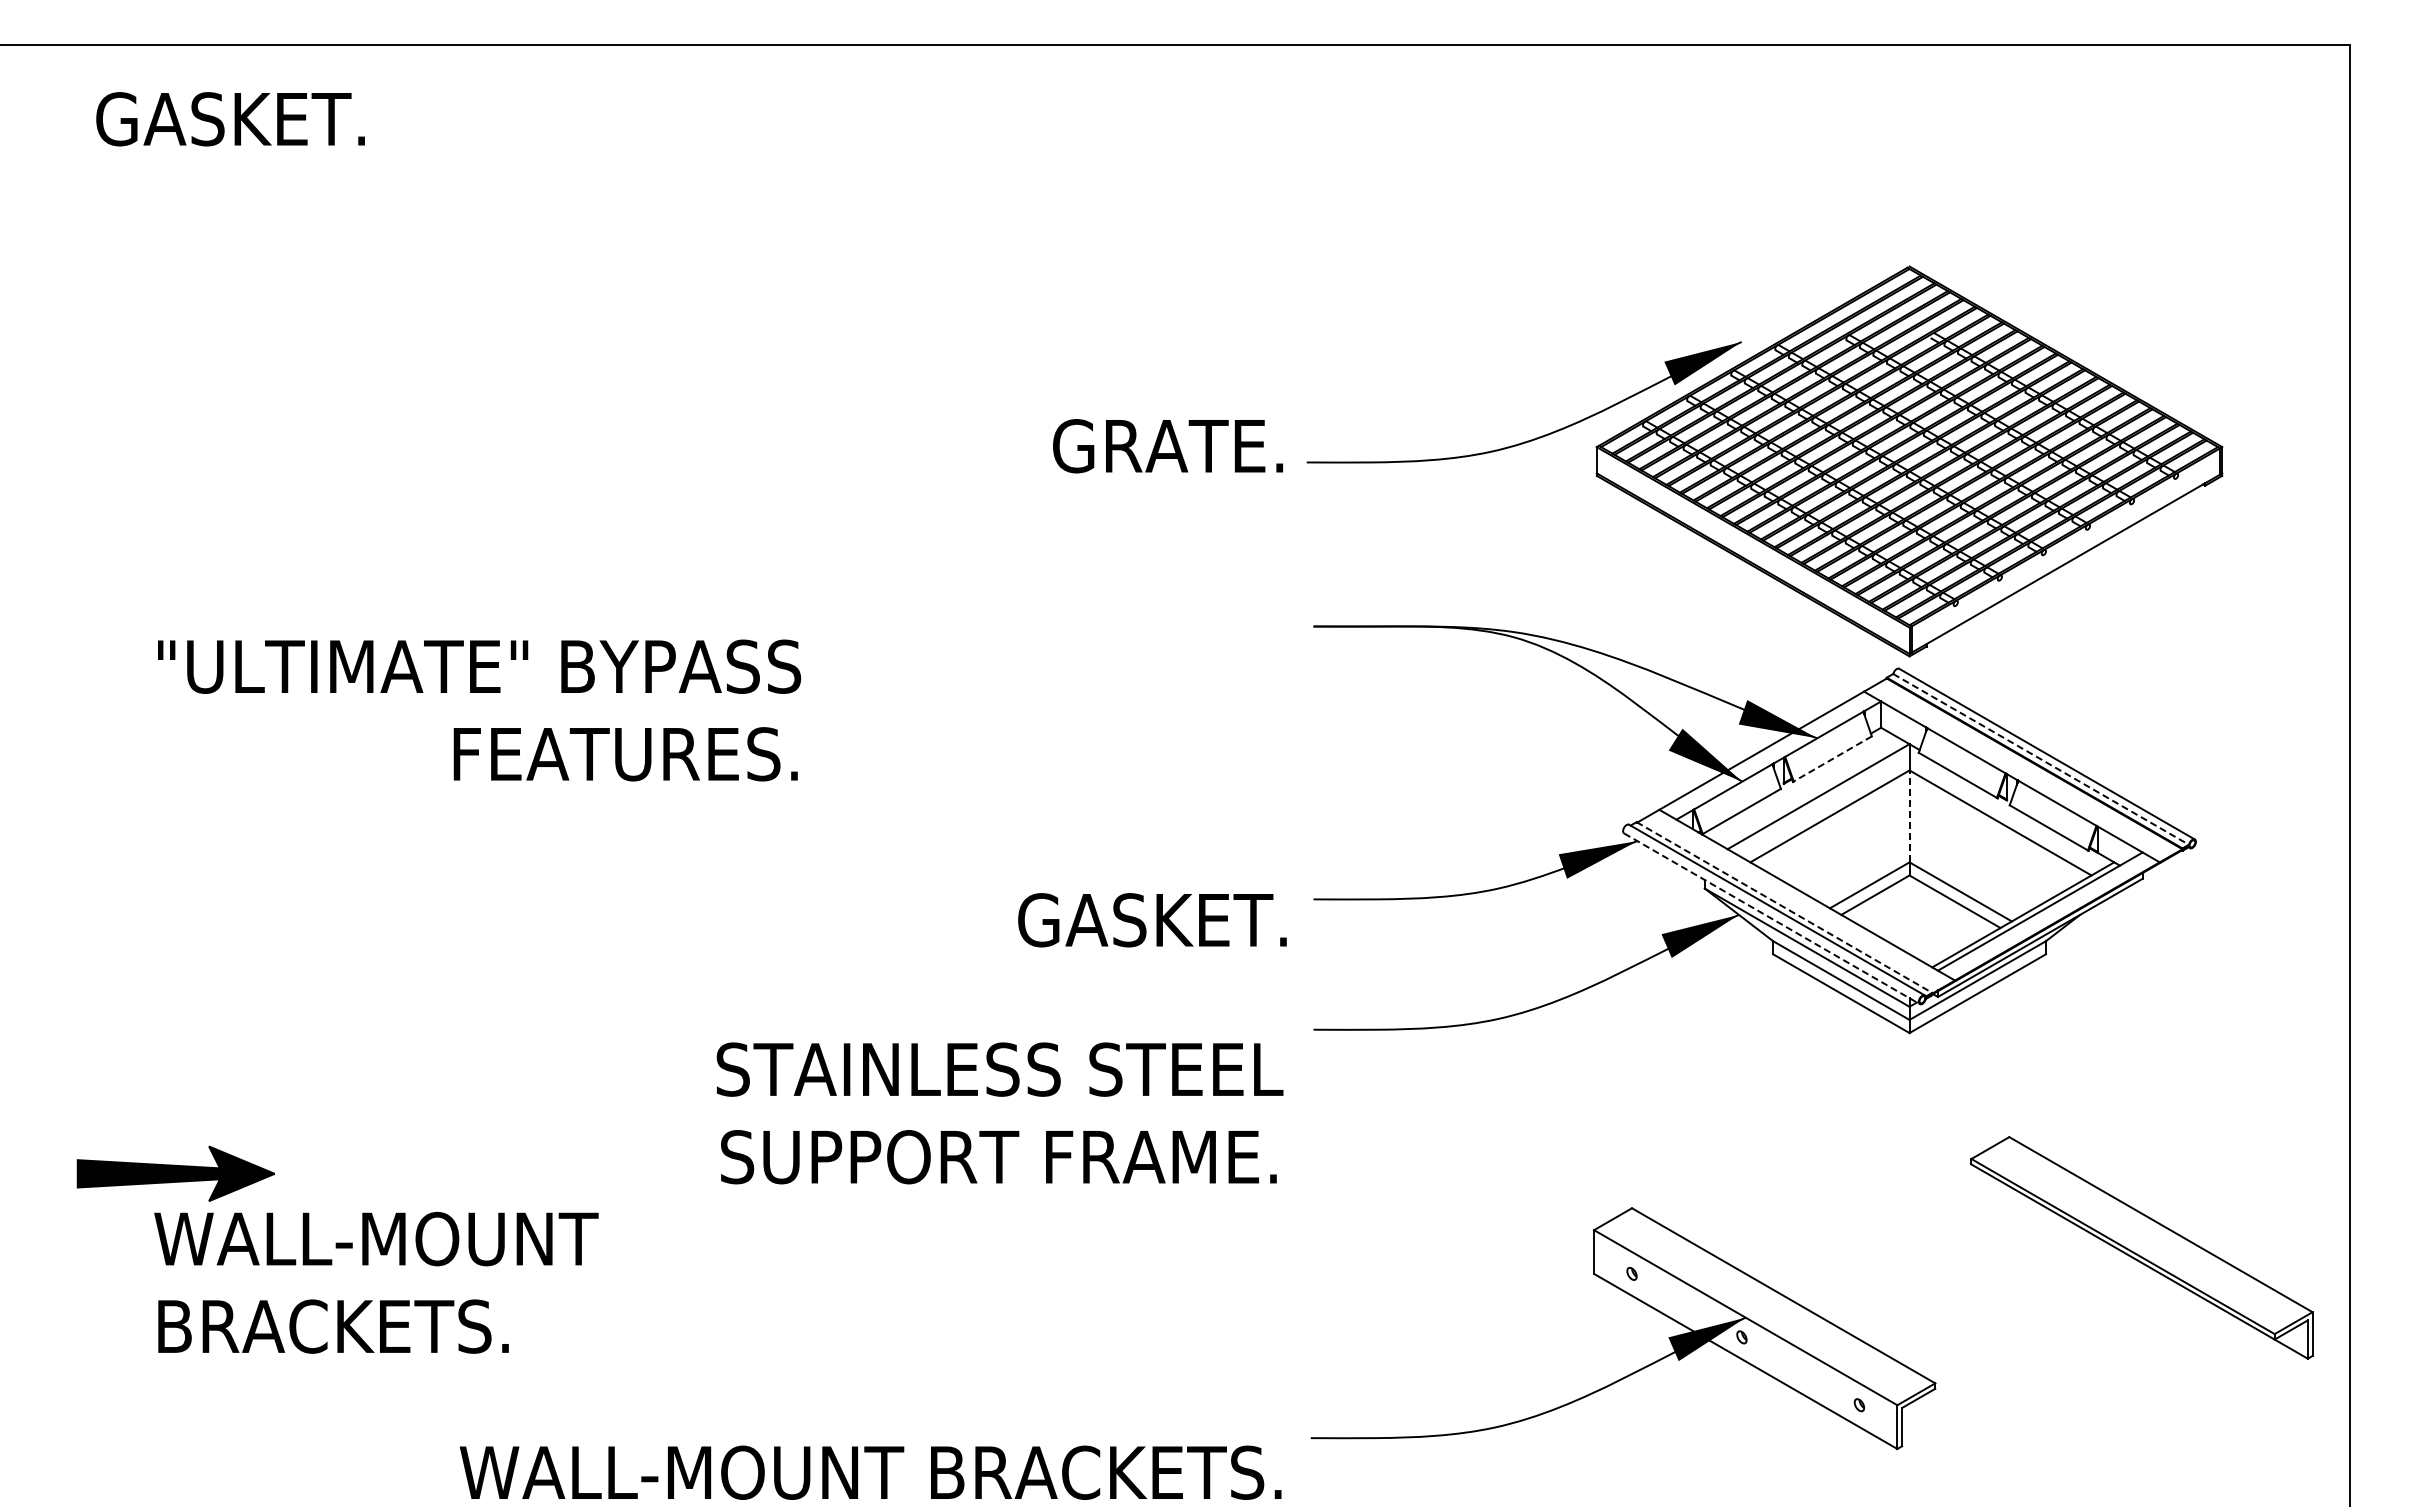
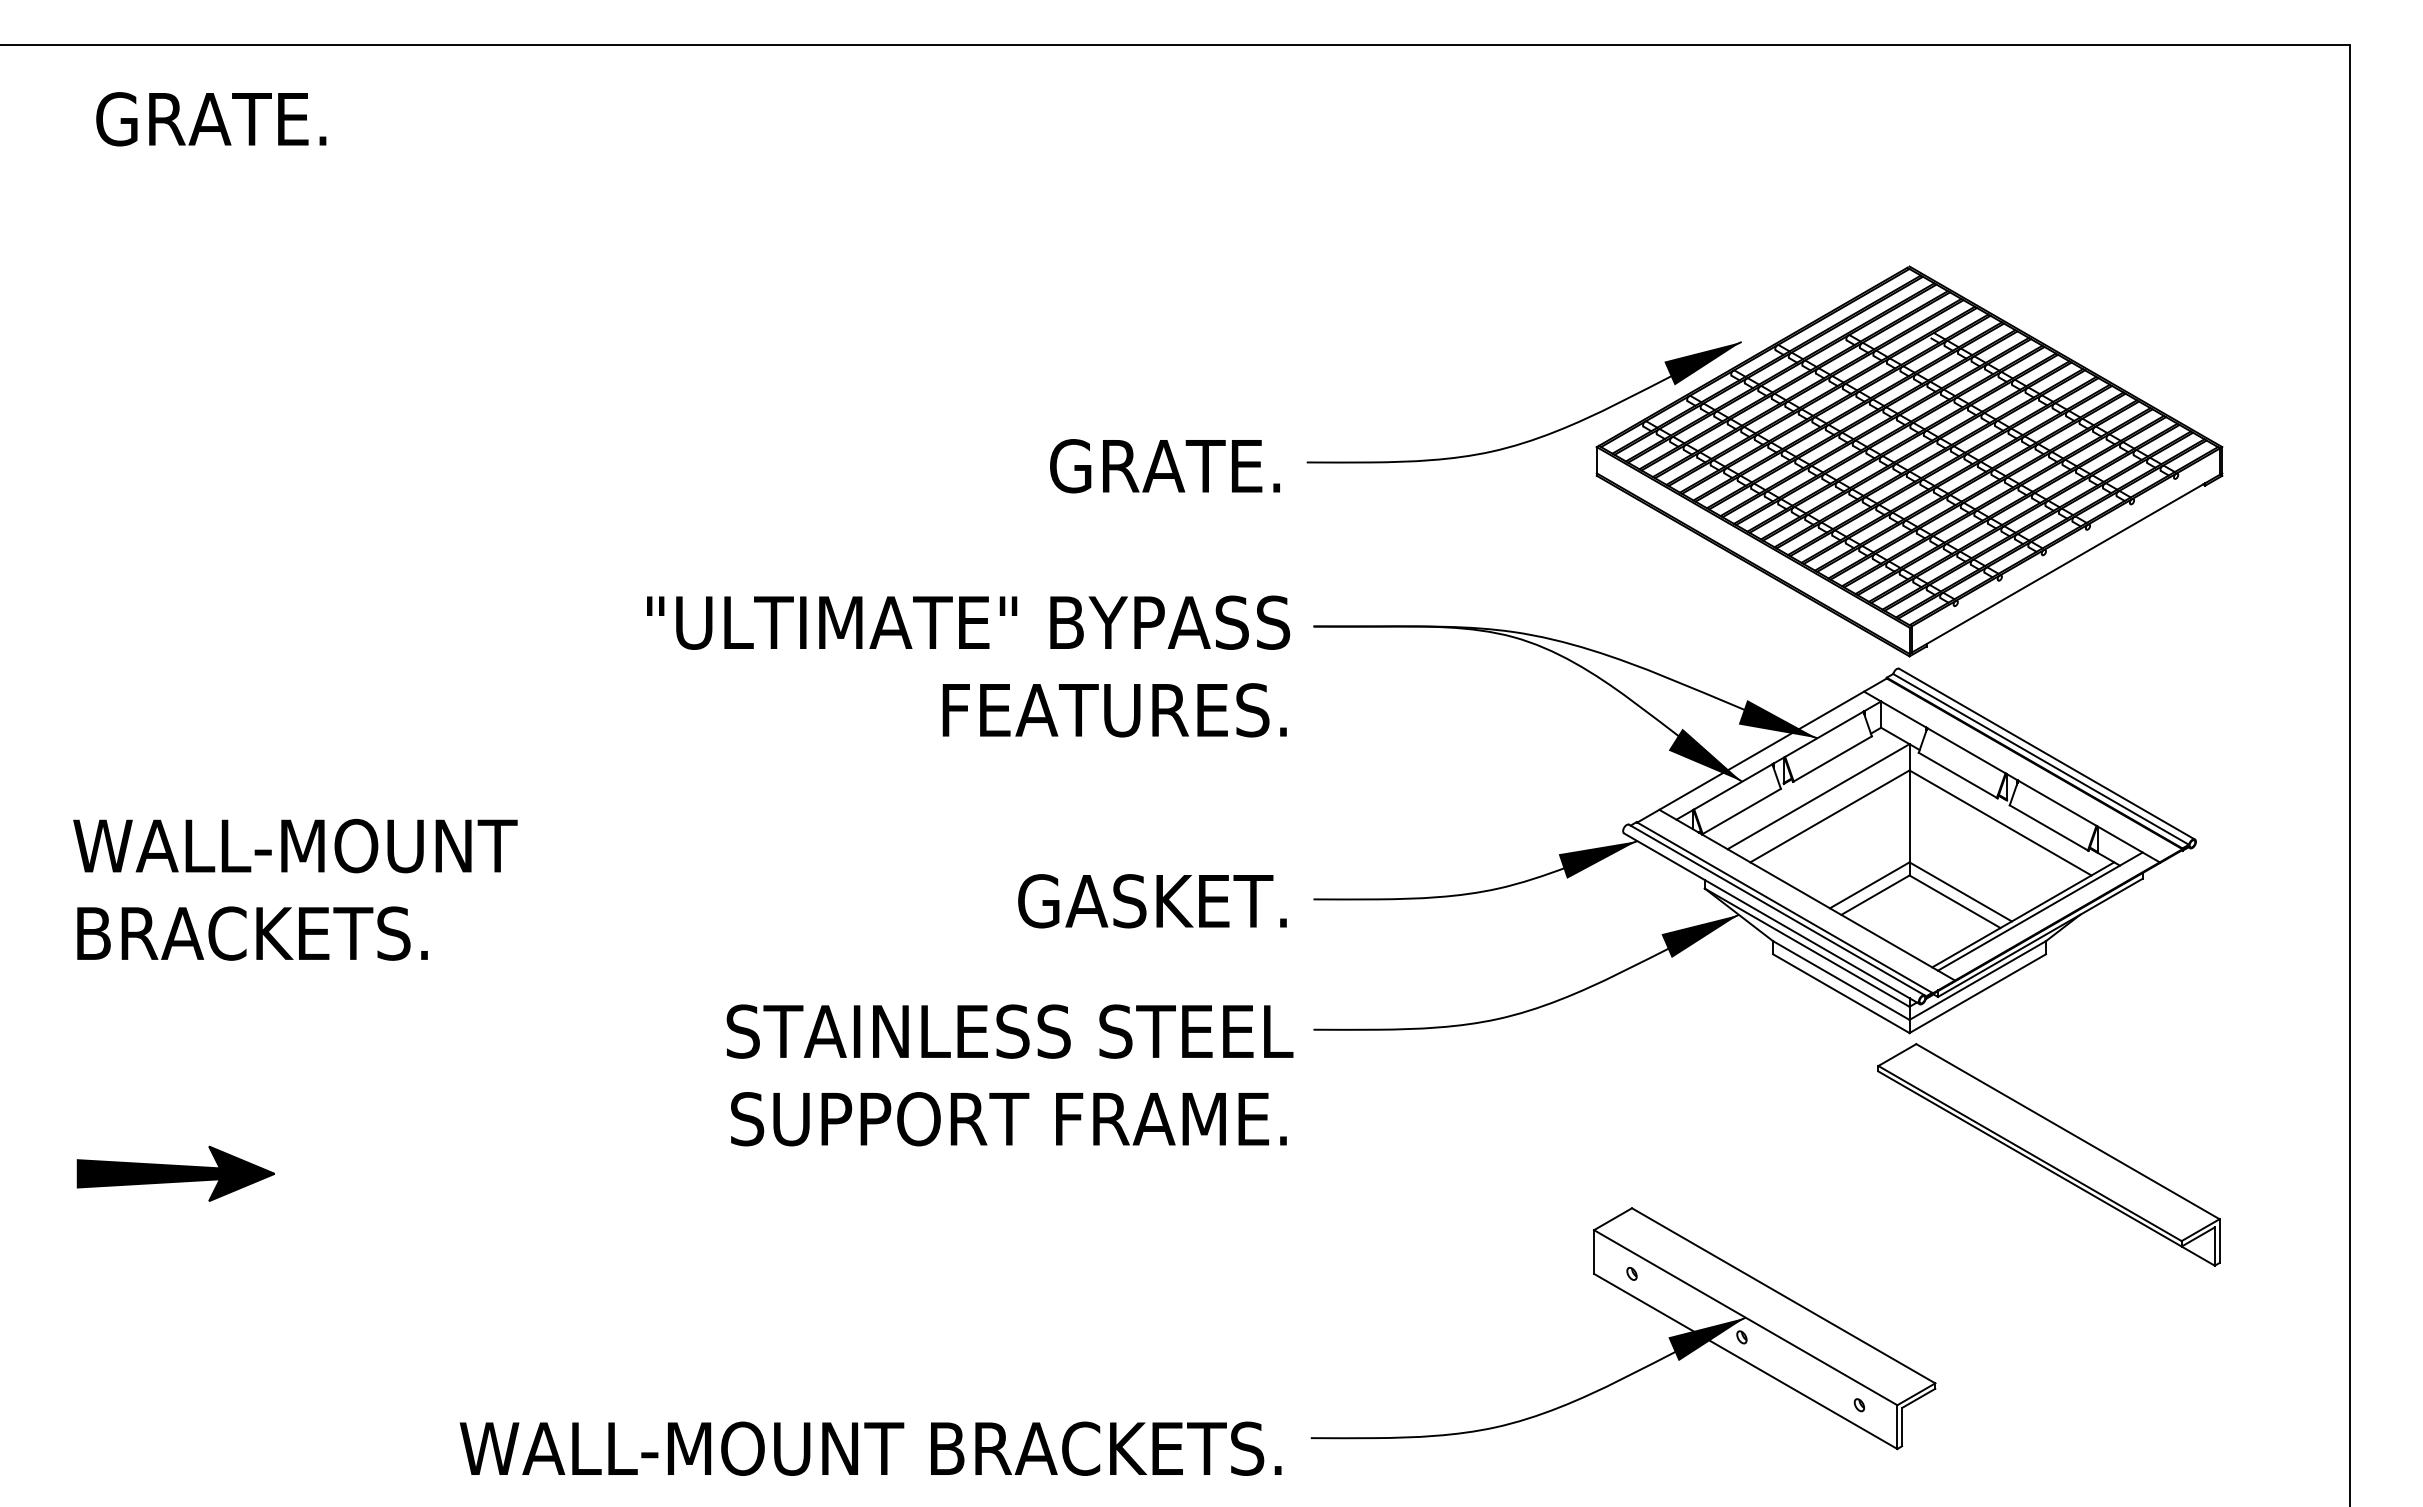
text: GASKET. -> GRATE. (253, 119)
text position: (1167, 446) -> (1164, 466) (1164, 466)
text position: (479, 710) -> (968, 666) (968, 666)
line: dashed -> solid (1832, 759)
line: dashed -> solid (2041, 759)
line: dashed -> solid (1909, 816)
line: dashed -> solid (1784, 907)
line: dashed -> solid (1772, 918)
text position: (1152, 920) -> (1152, 901) (1152, 901)
text position: (999, 1113) -> (1009, 1075) (1009, 1075)
part position: (2141, 1247) -> (2048, 1154) (2048, 1154)
text position: (376, 1282) -> (295, 889) (295, 889)
text position: (870, 1472) -> (870, 1448) (870, 1448)
